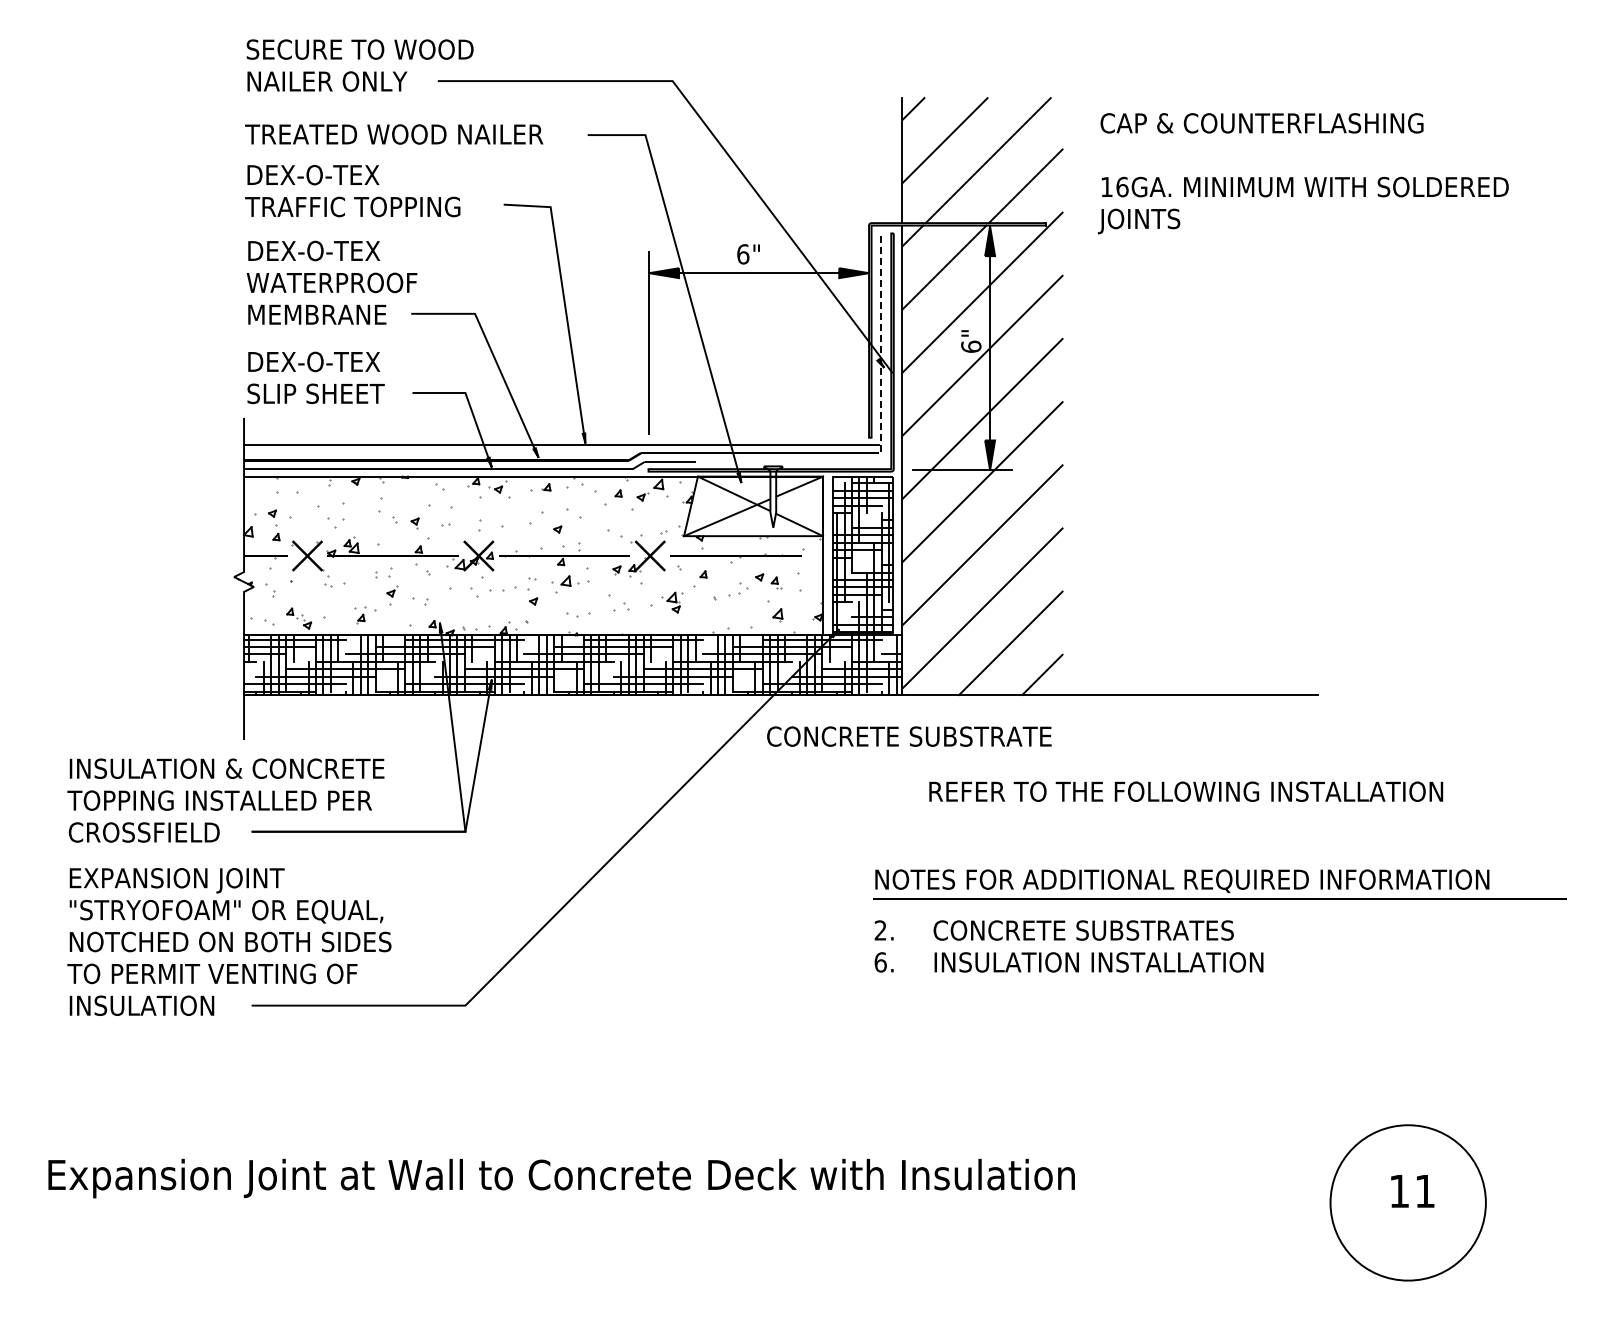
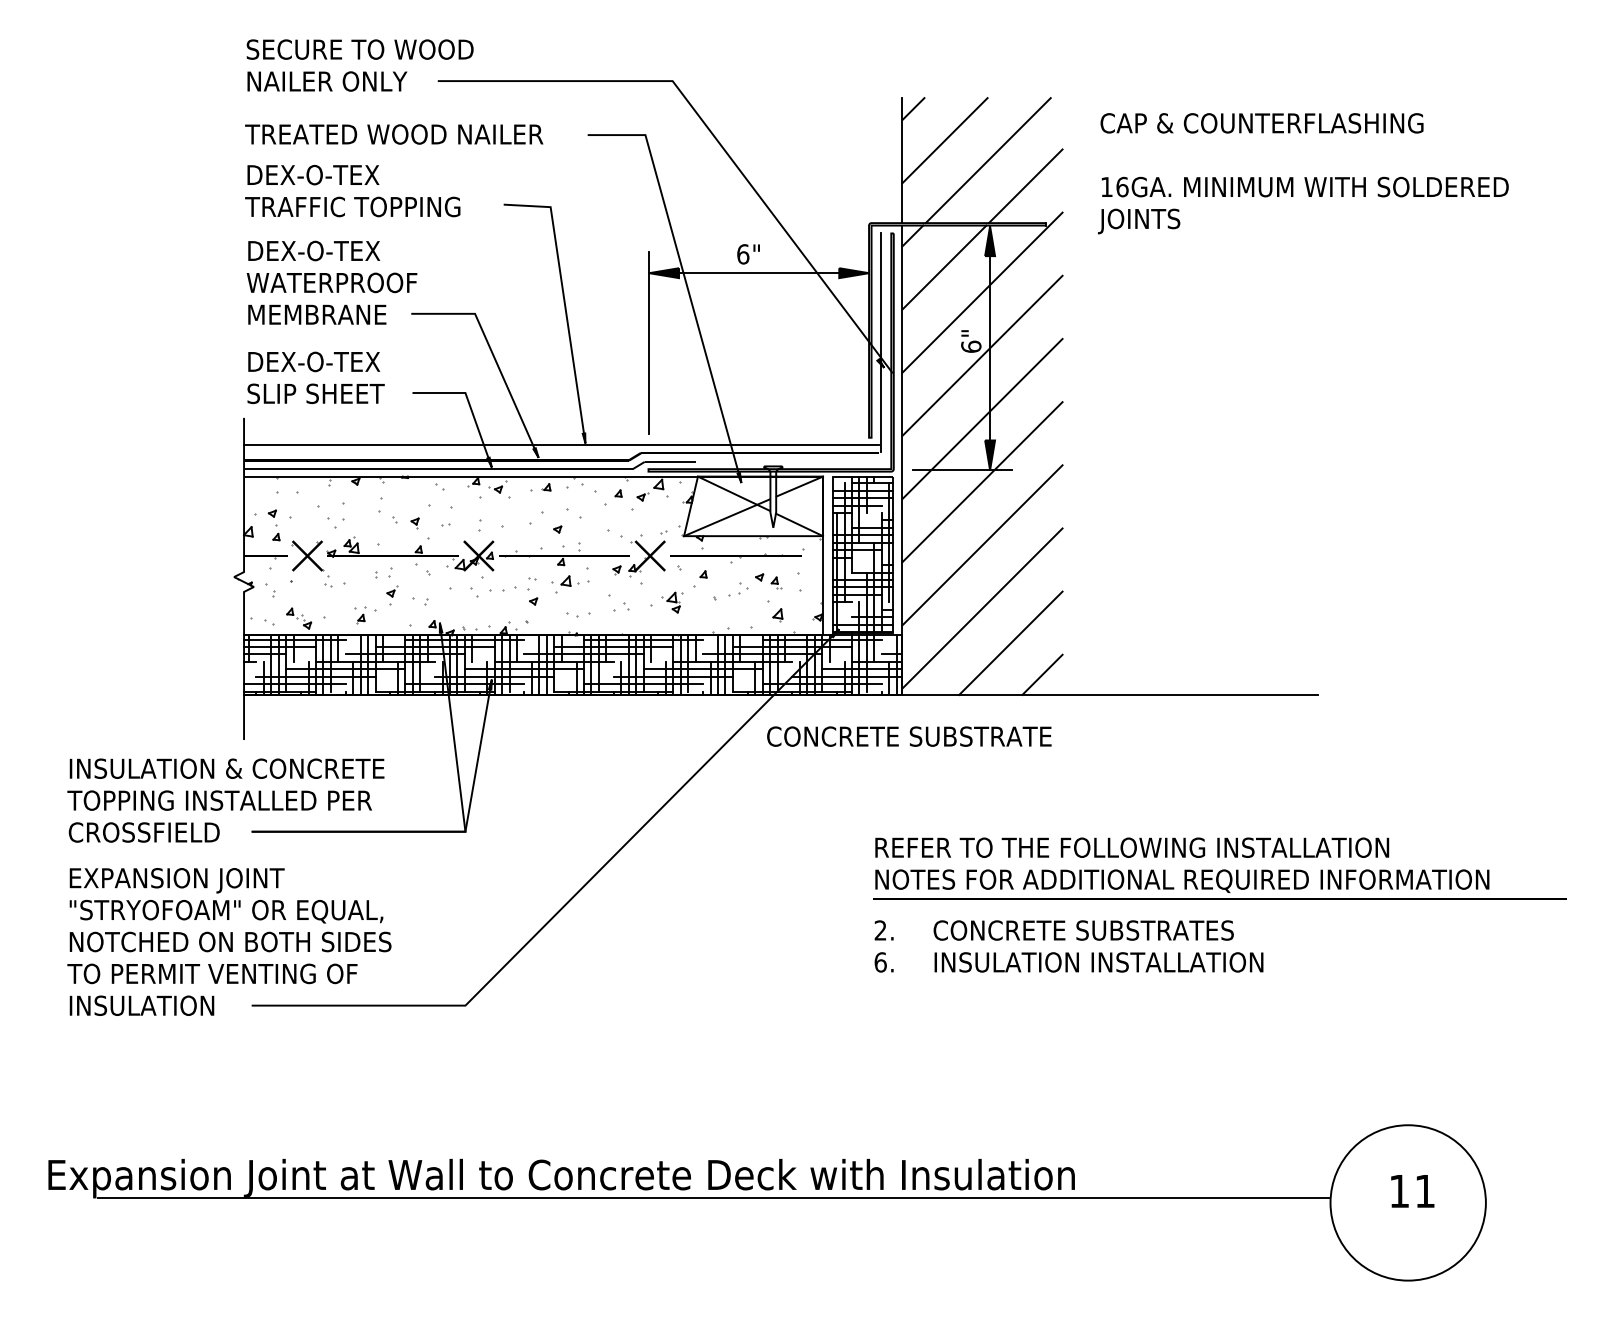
line: dashed -> solid (880, 342)
text position: (1186, 791) -> (1132, 847) (1132, 847)
line: none -> present (713, 1198)
